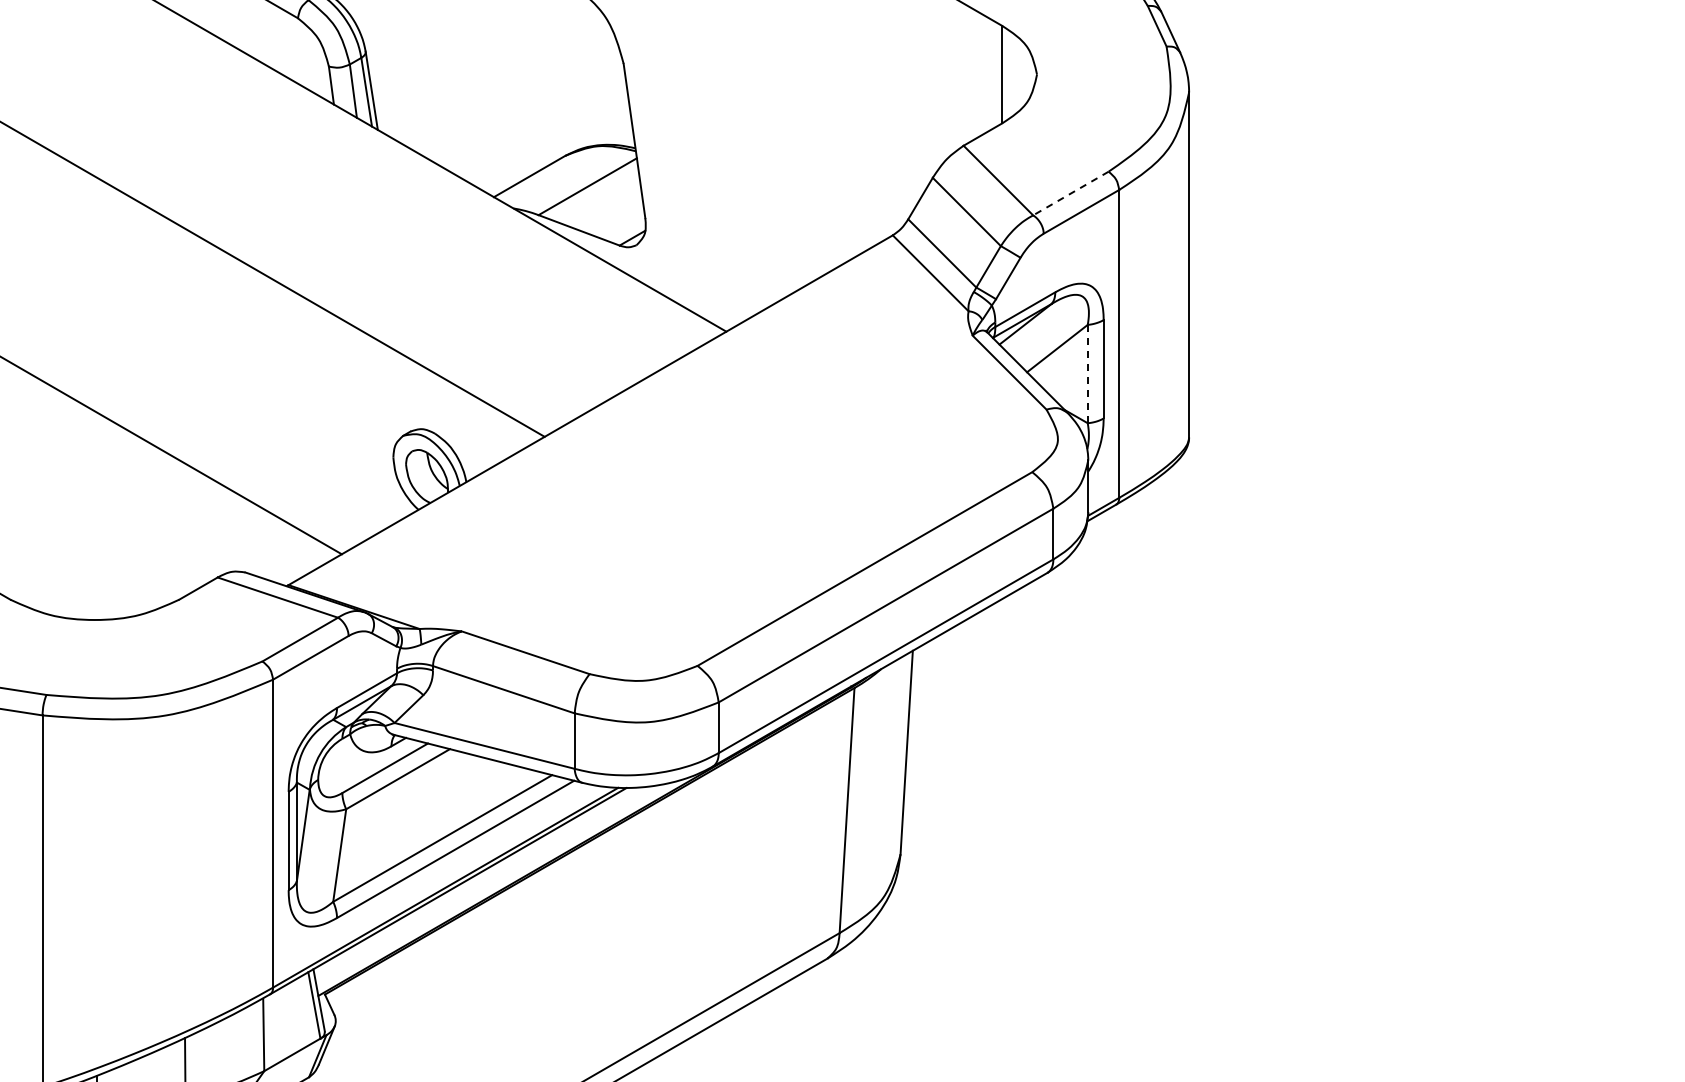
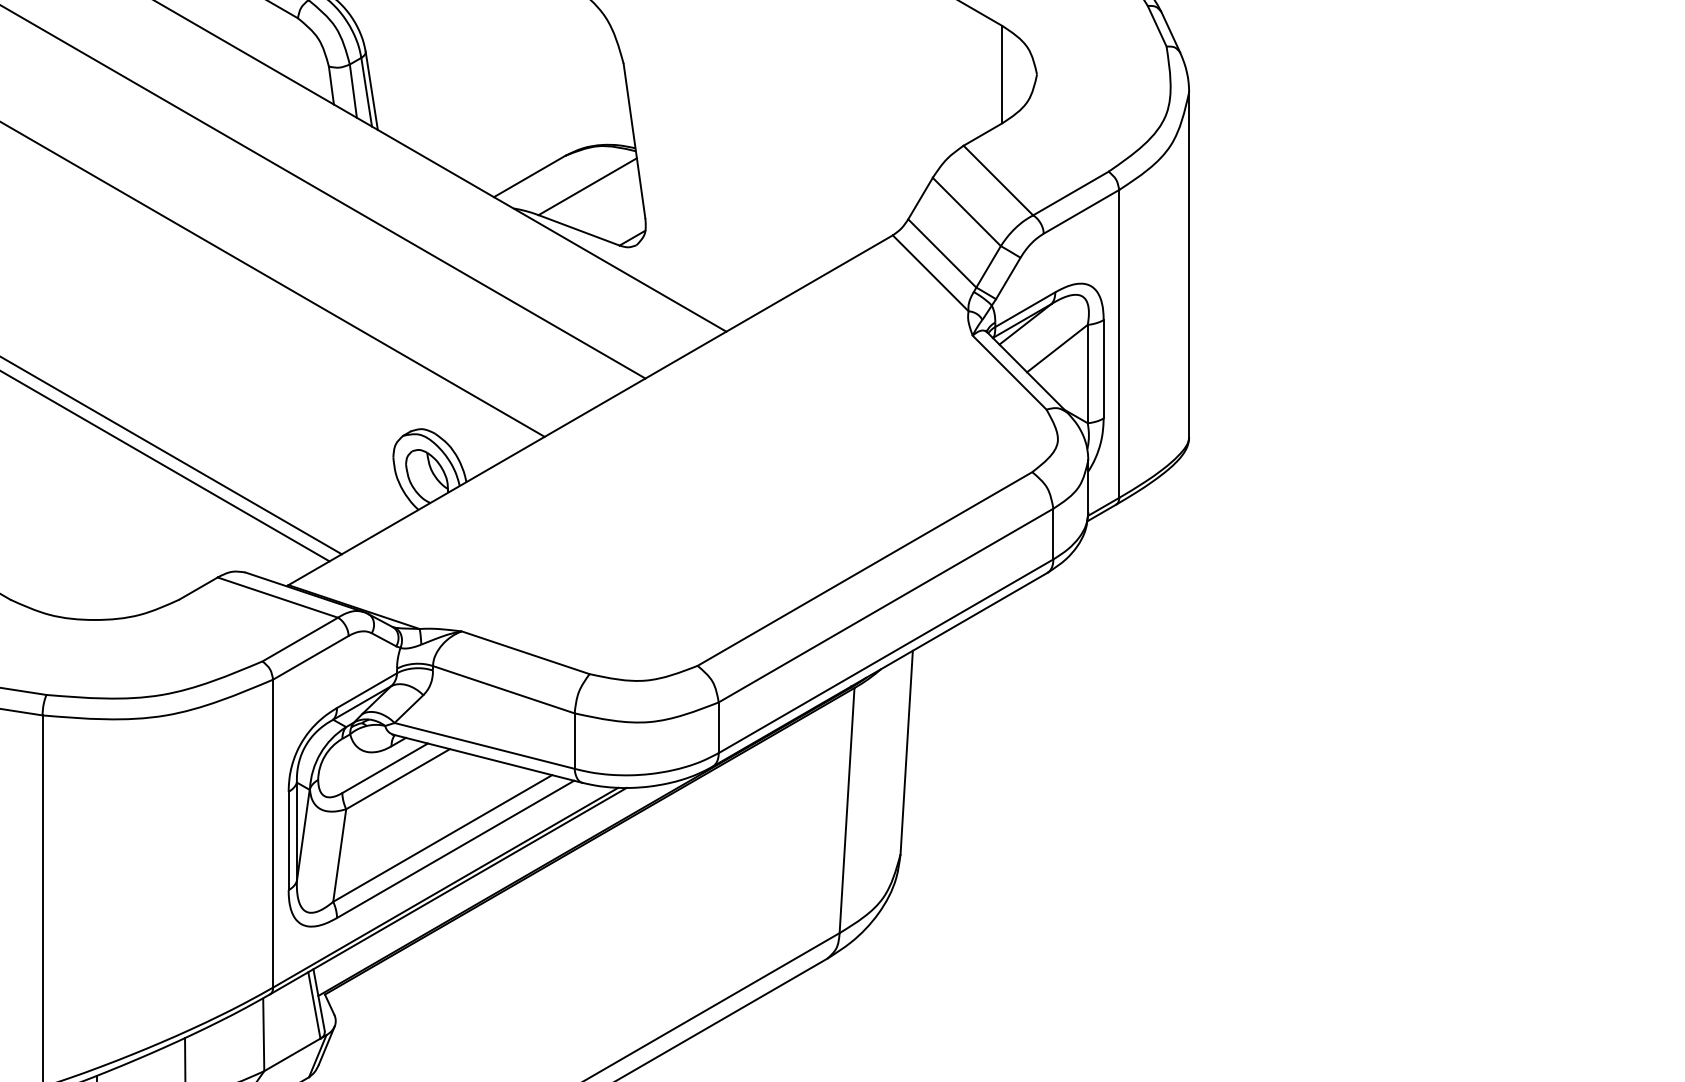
line: none -> present (323, 192)
line: dashed -> solid (1070, 193)
line: dashed -> solid (1087, 373)
line: none -> present (165, 466)
